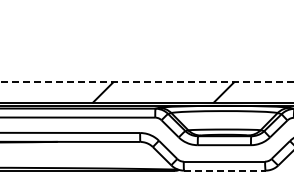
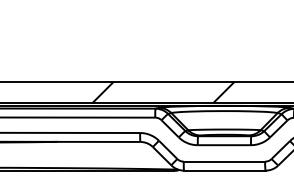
line: dashed -> solid (146, 81)
line: dashed -> solid (224, 170)
